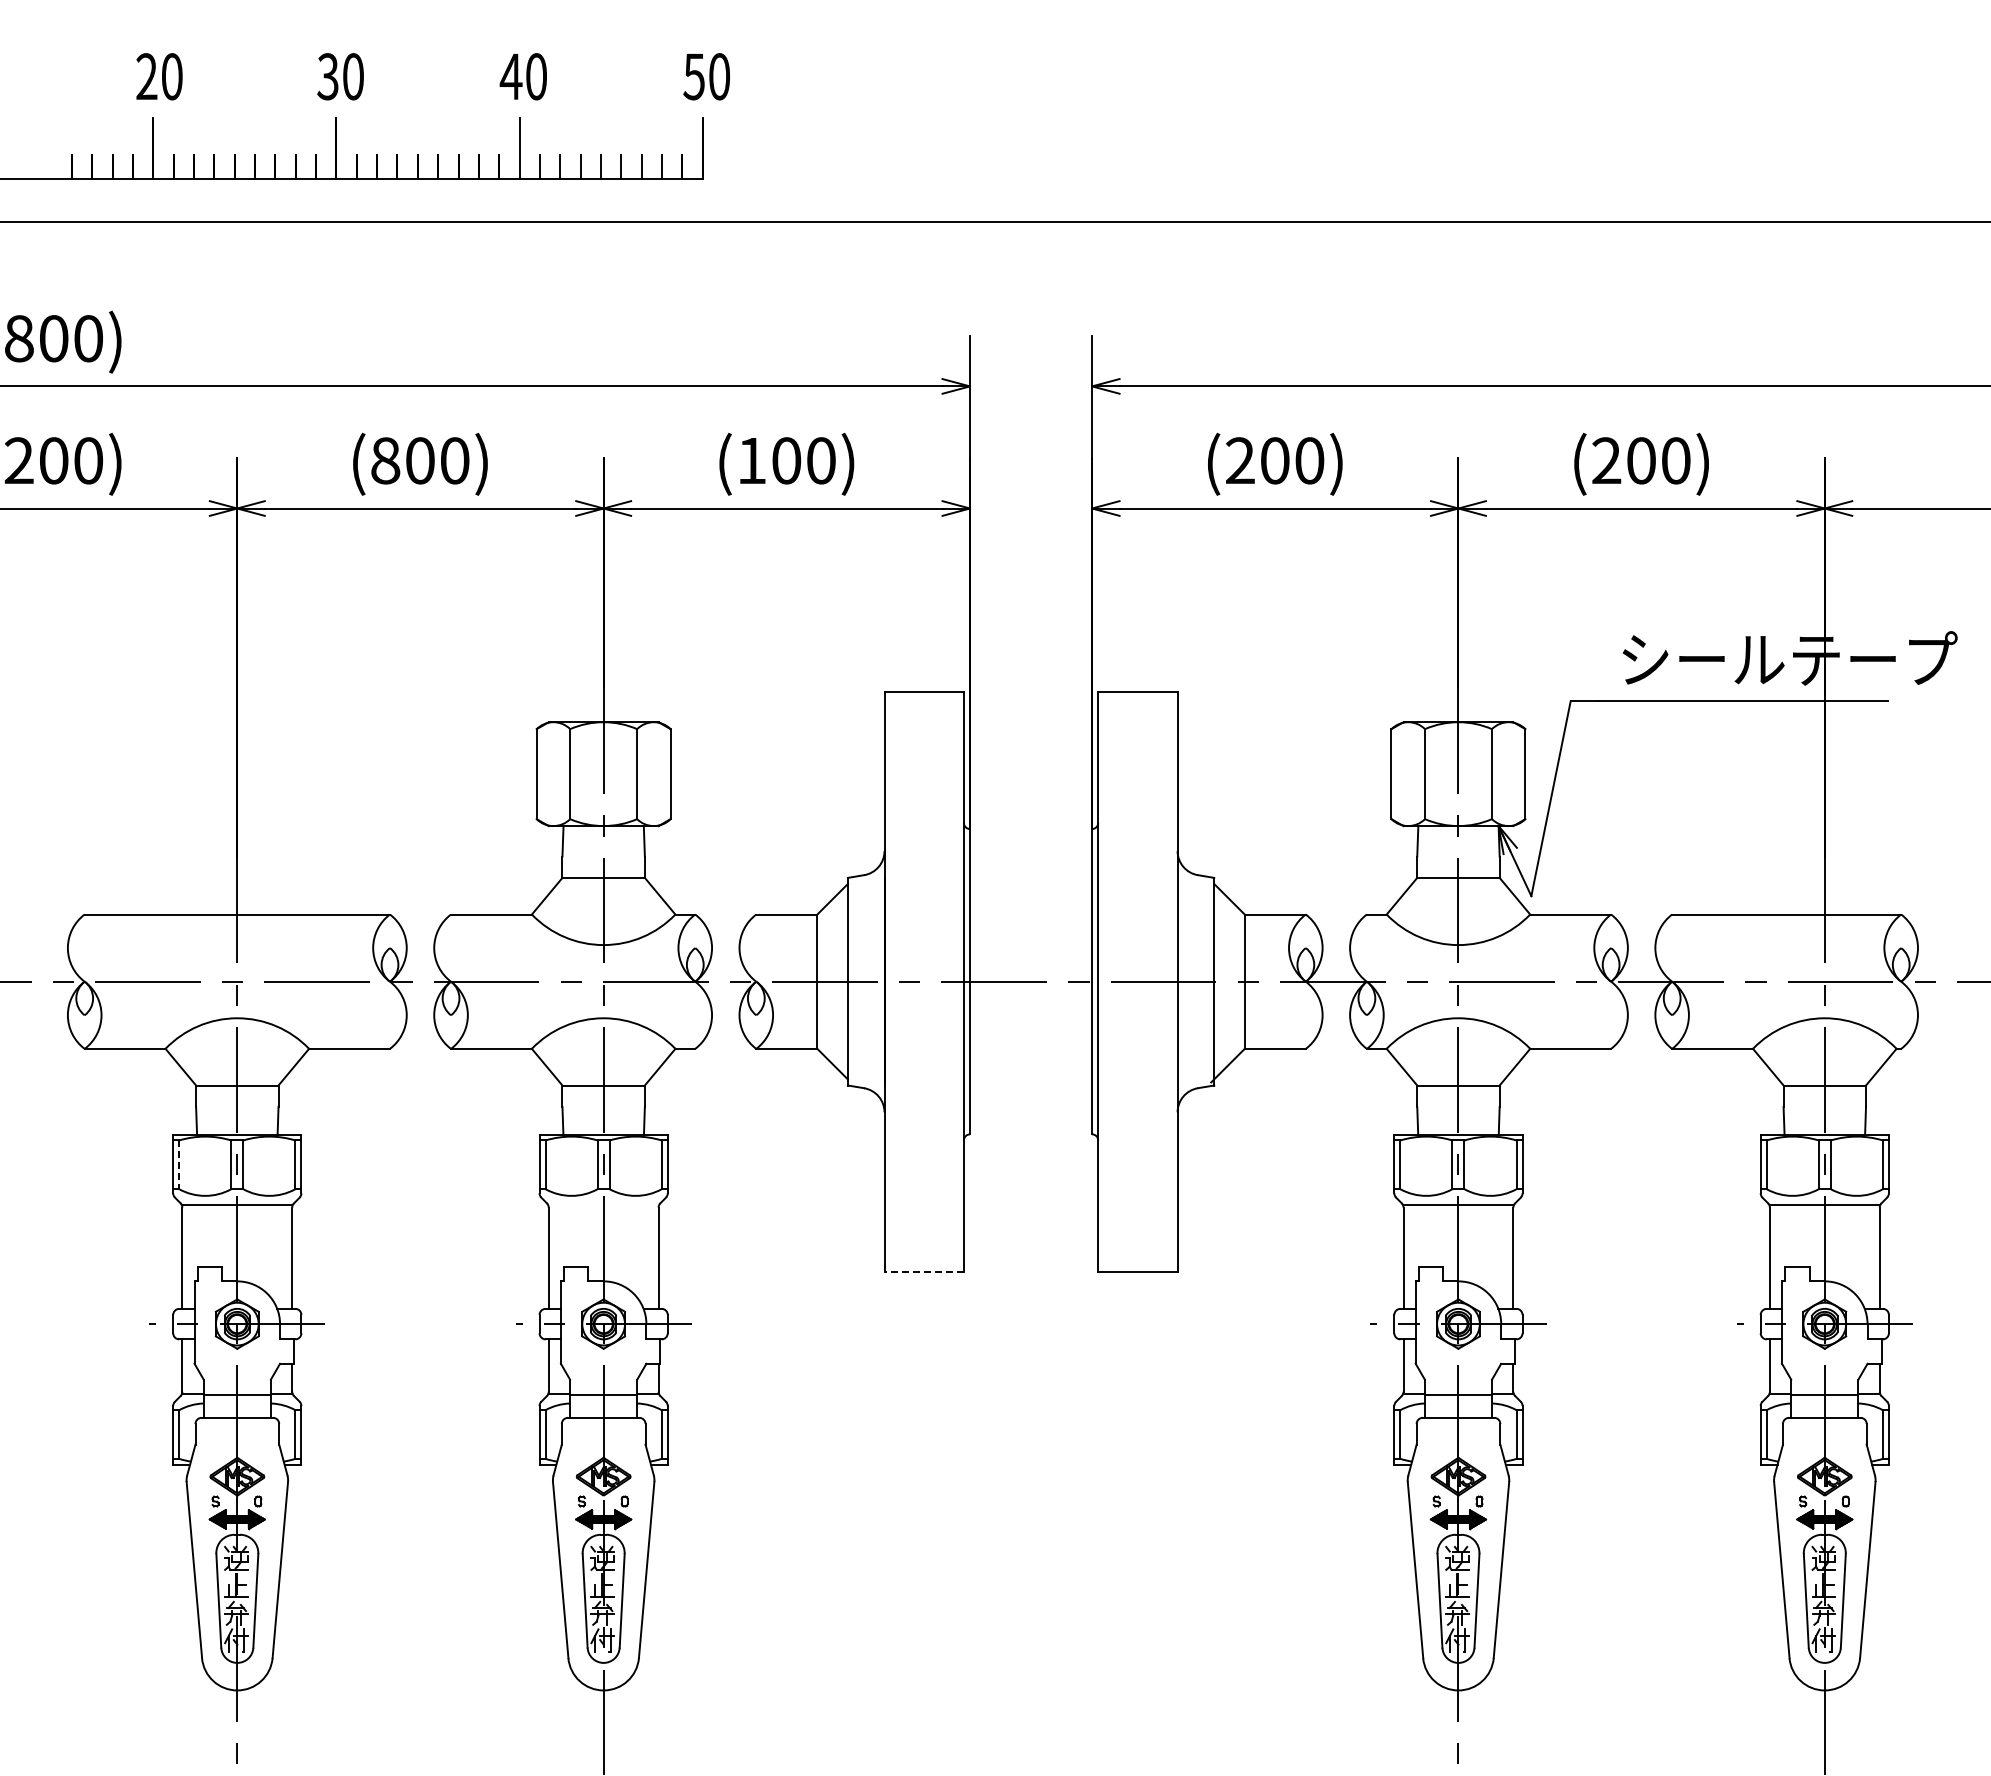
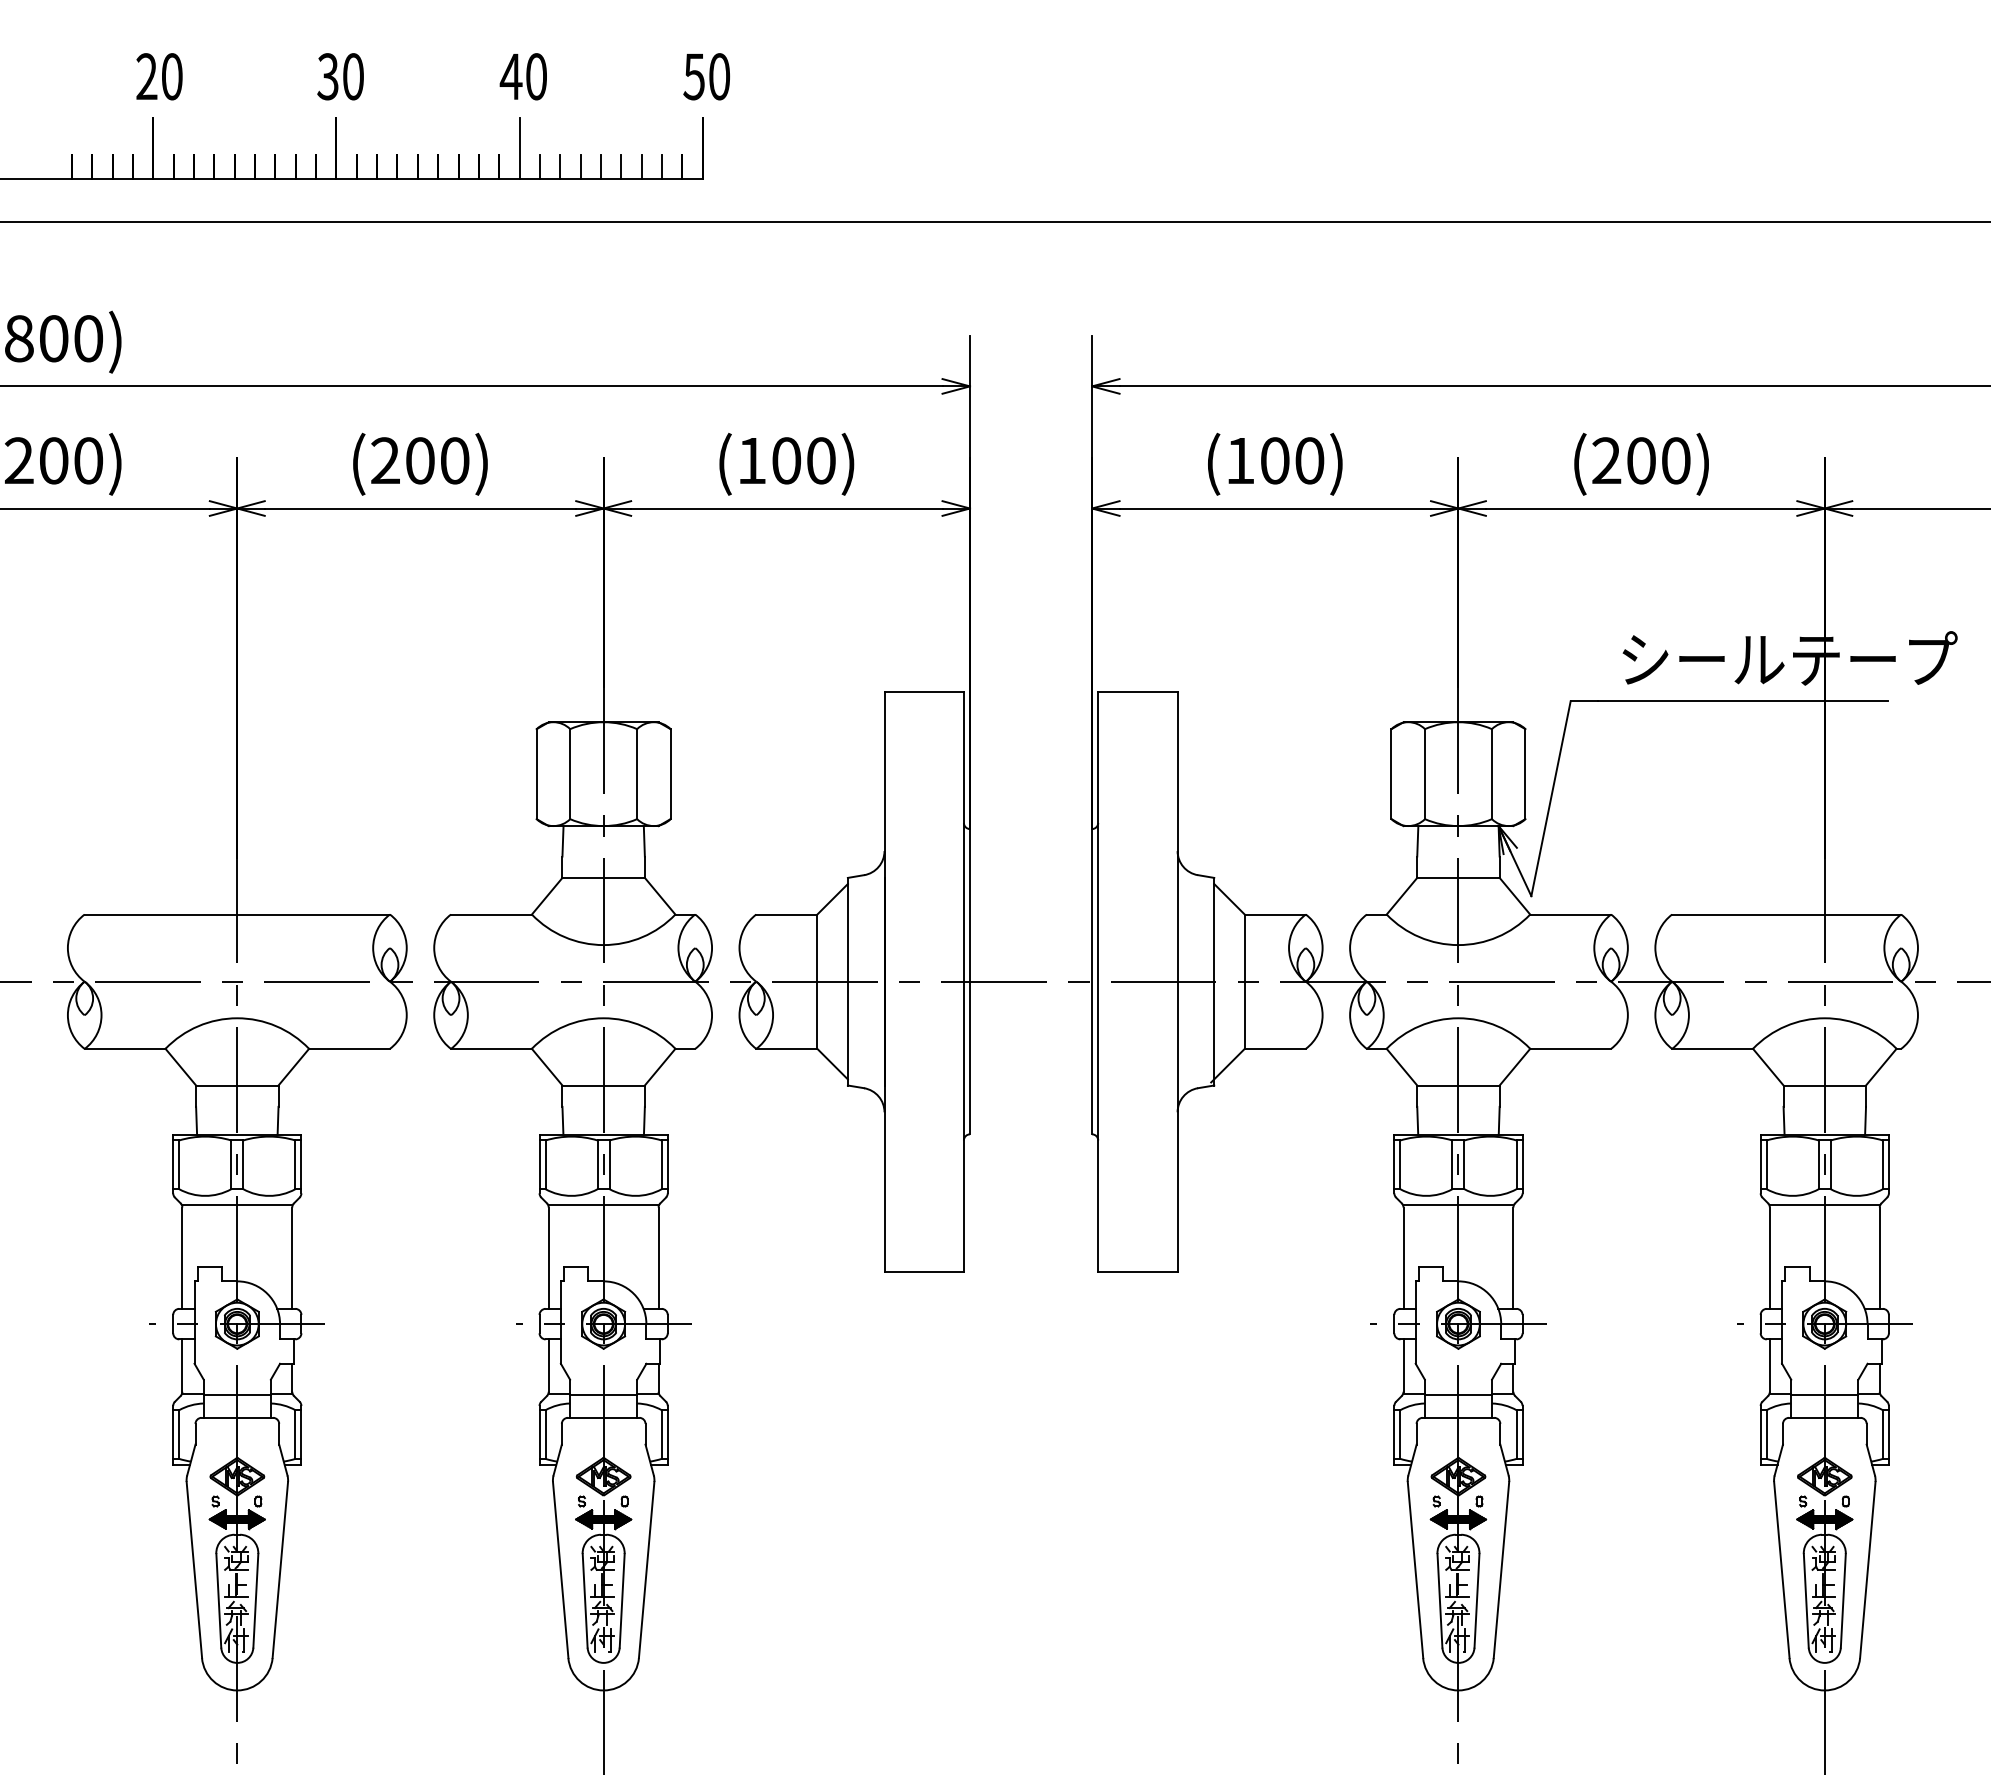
text: (800) -> (200) (385, 460)
text: (200) -> (100) (1240, 460)
line: dashed -> solid (179, 1165)
line: none -> present (603, 1205)
line: dashed -> solid (924, 1271)
